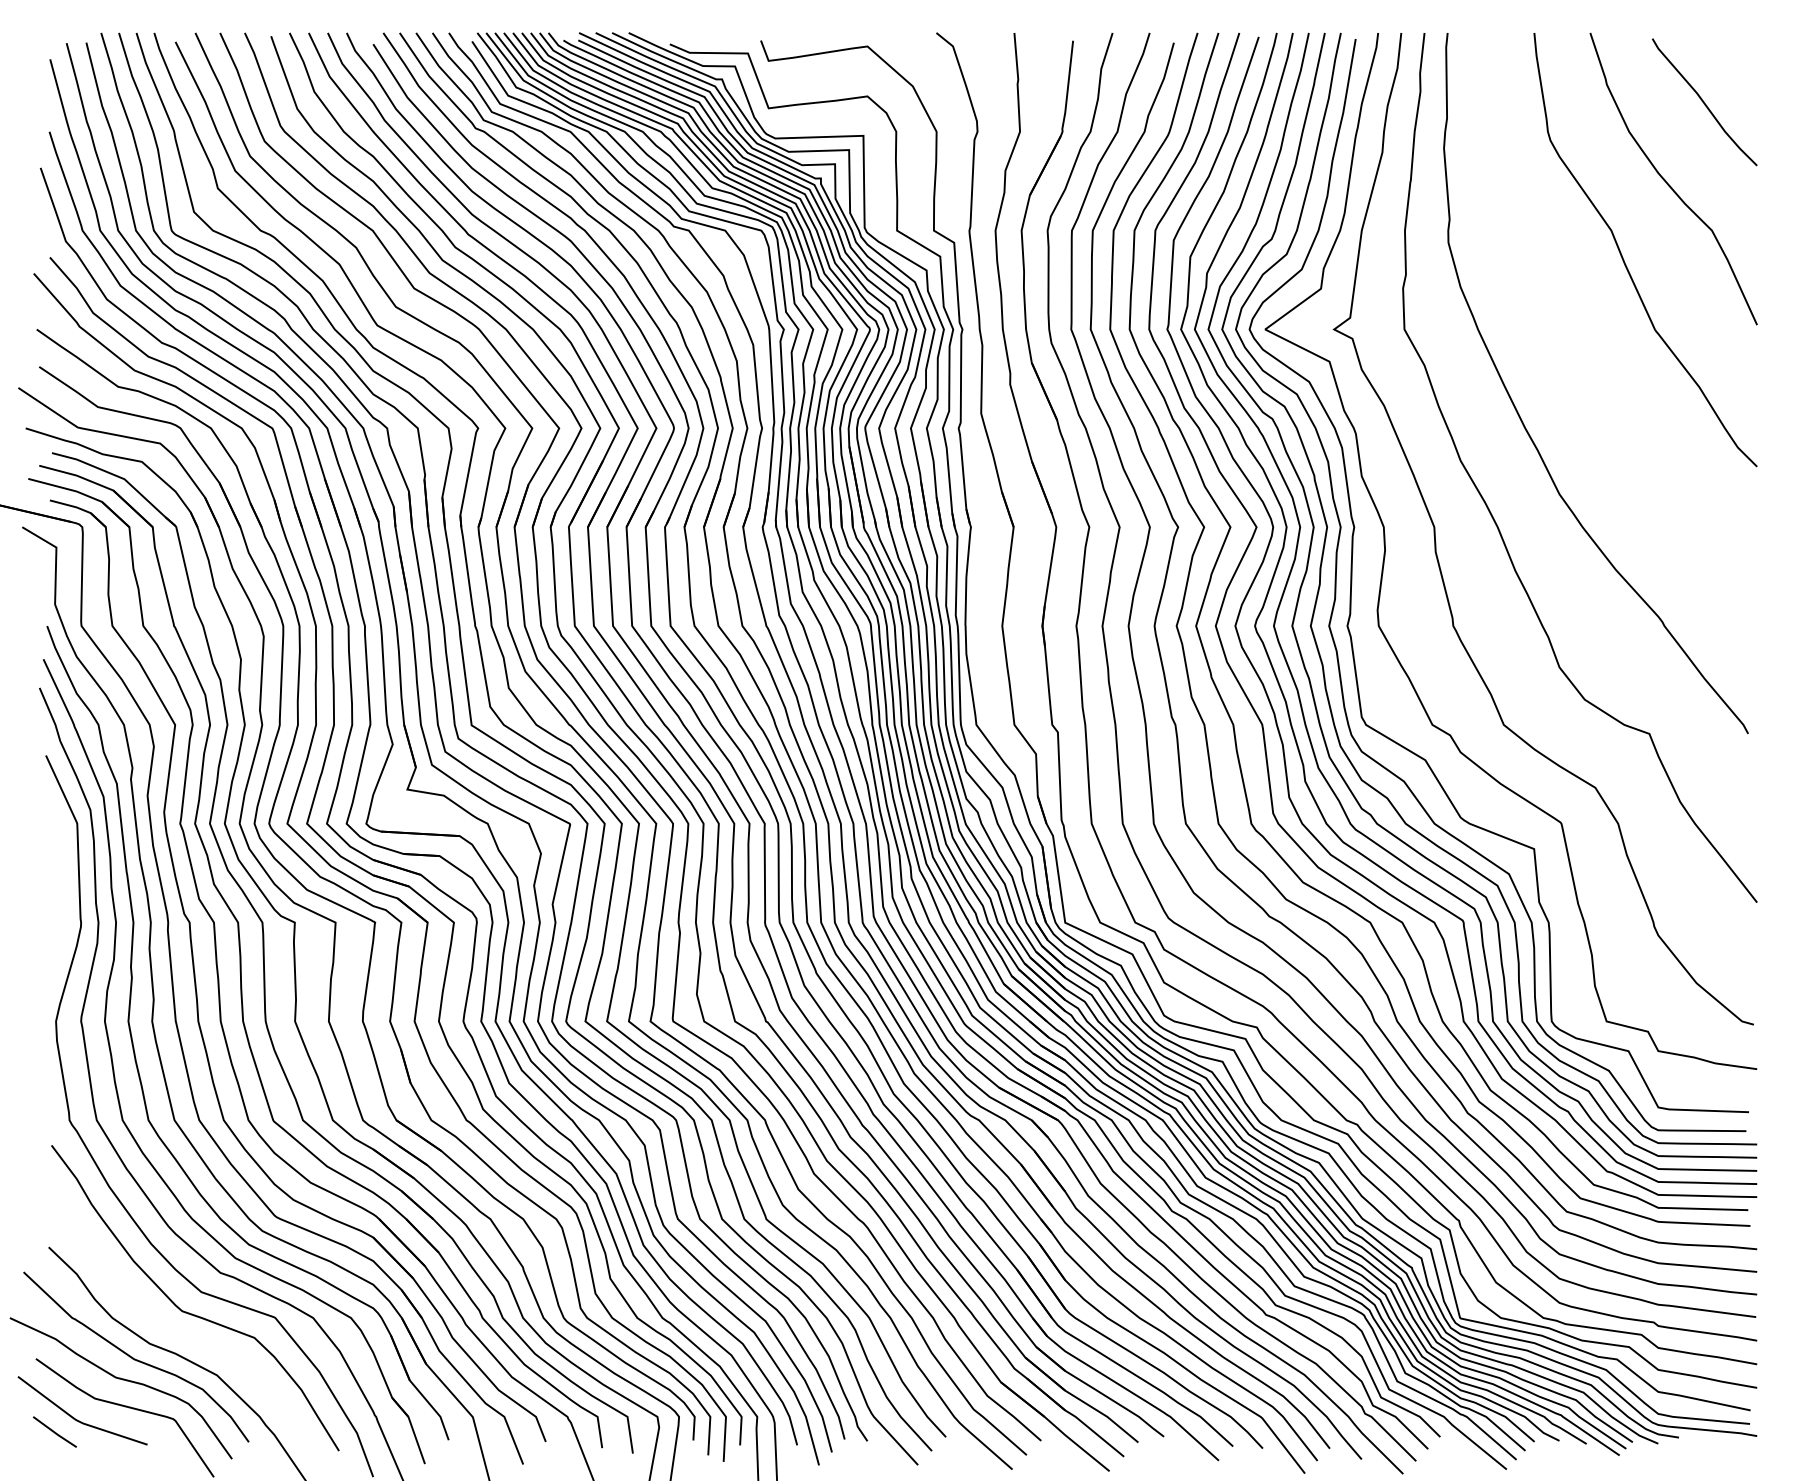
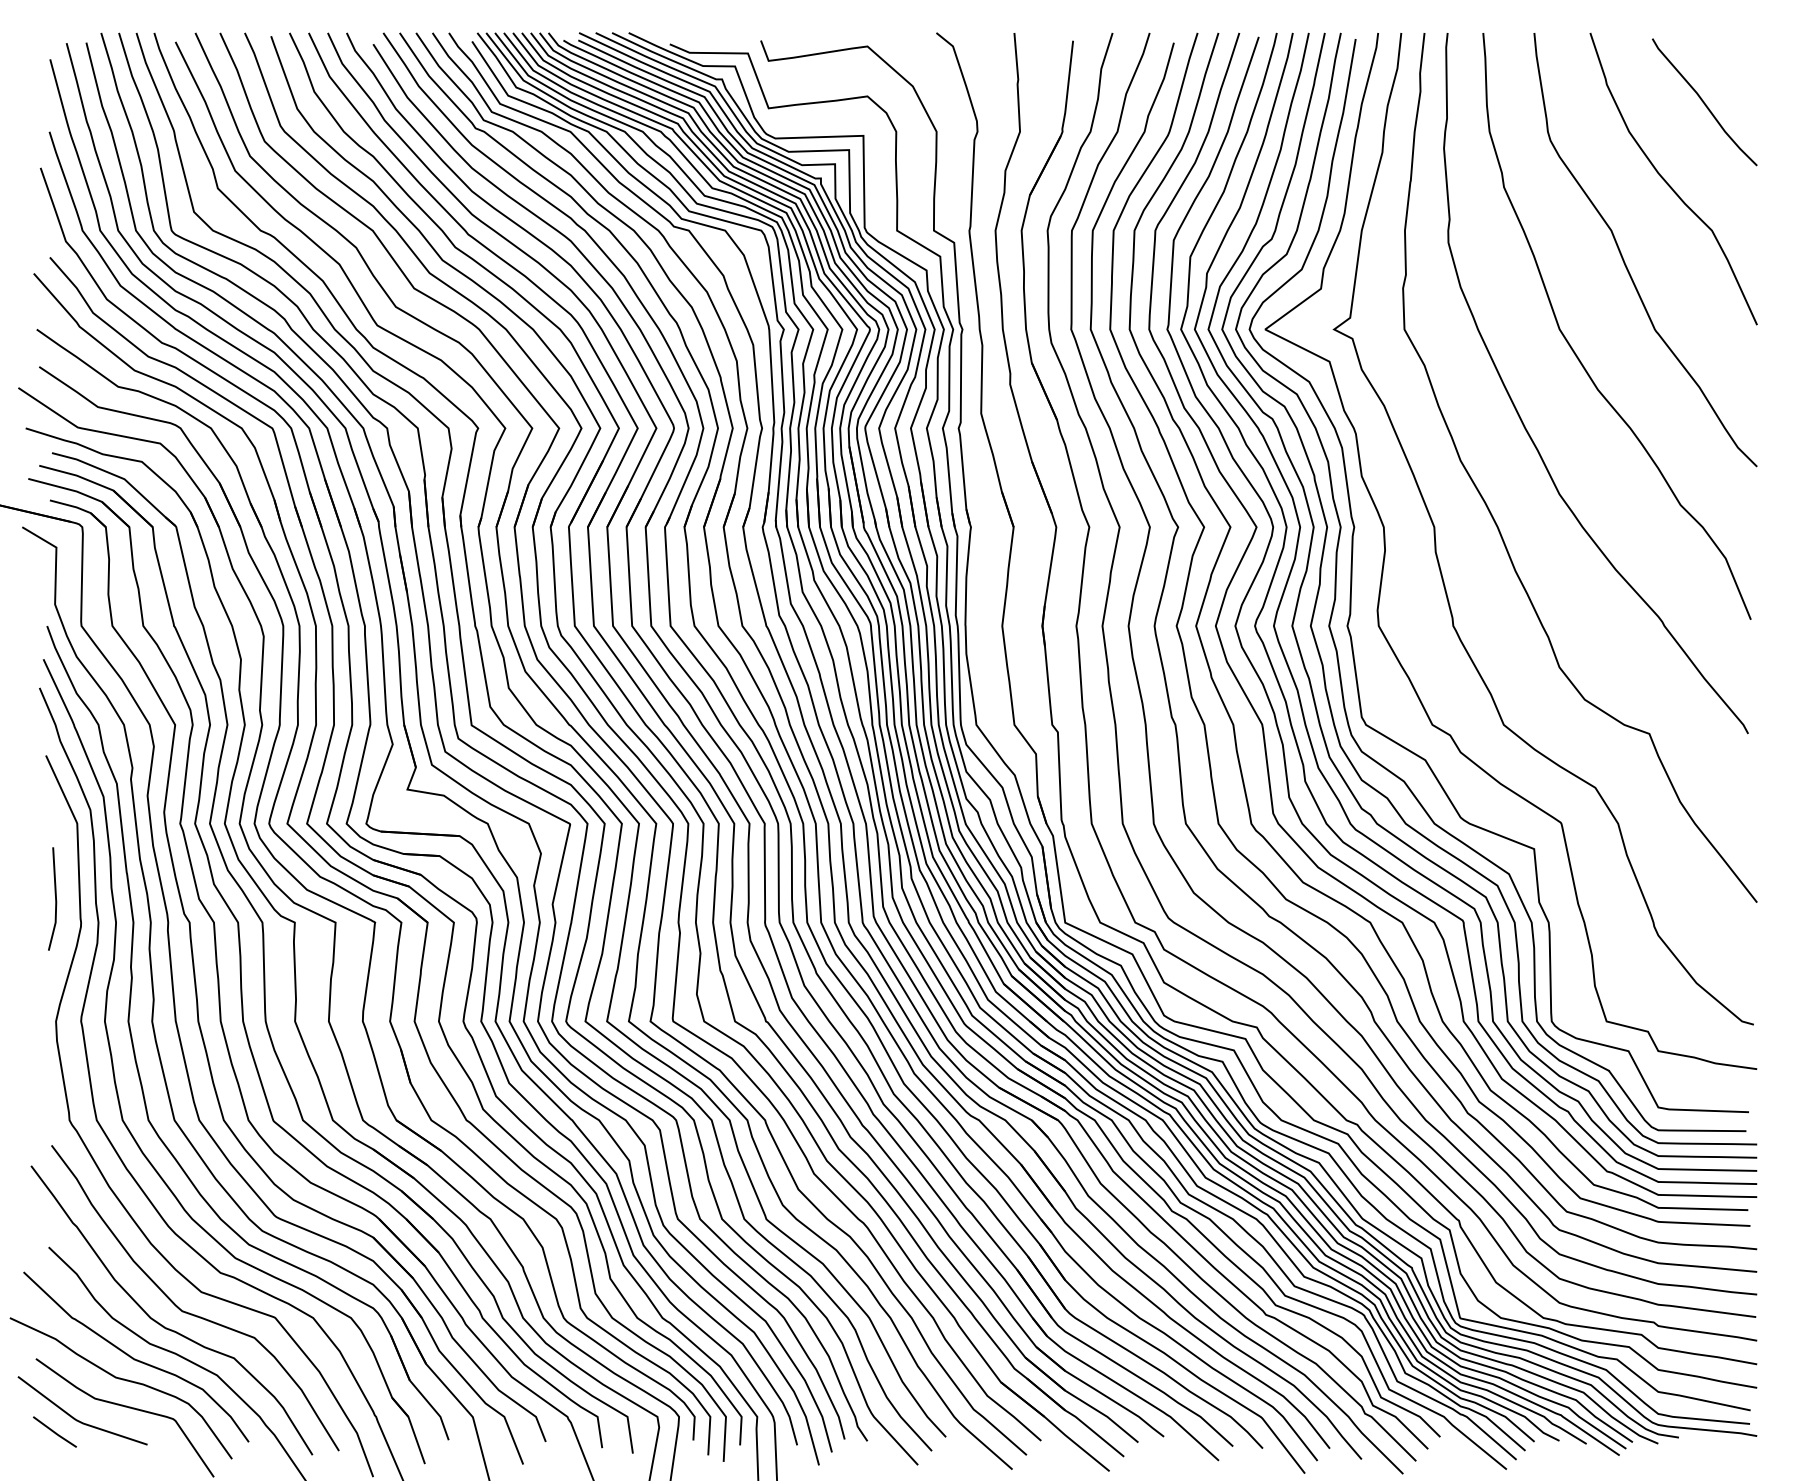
curve: none -> present (1576, 353)
line: none -> present (55, 898)
curve: none -> present (162, 1324)
